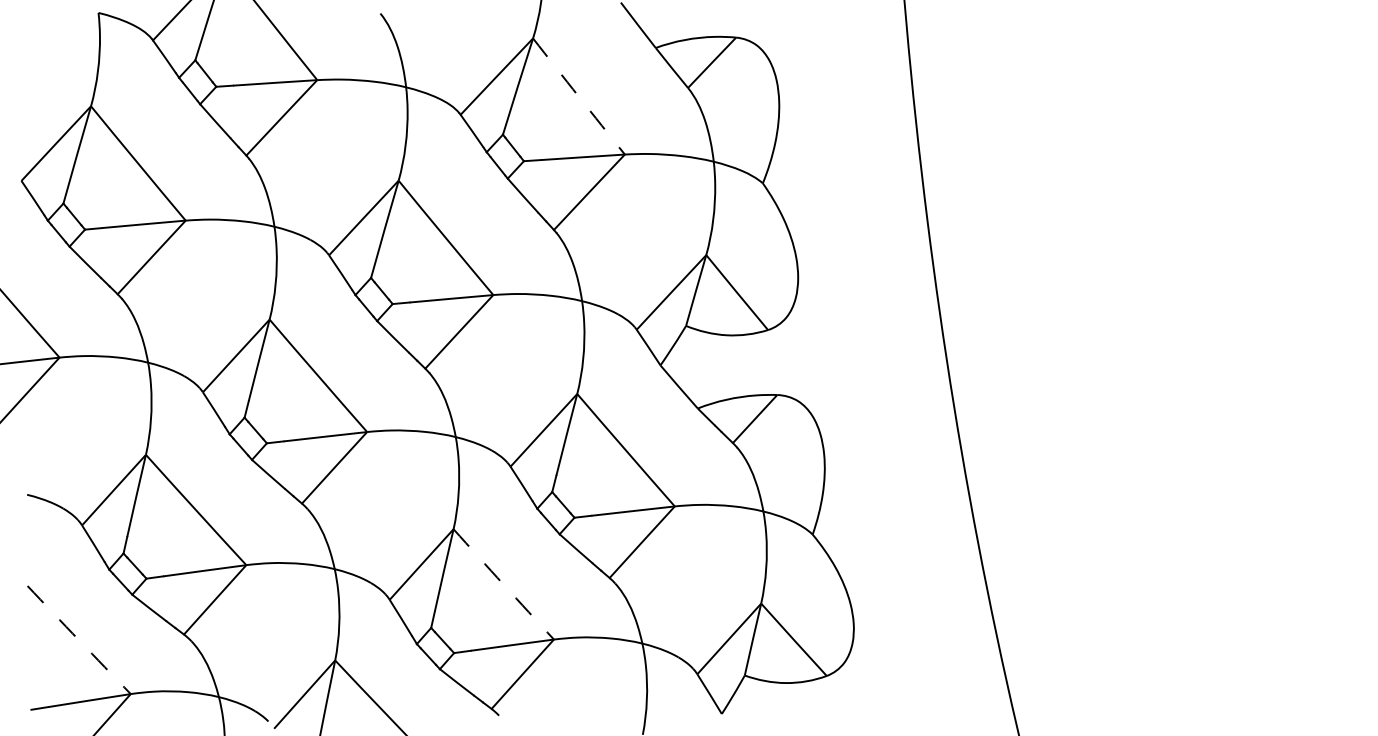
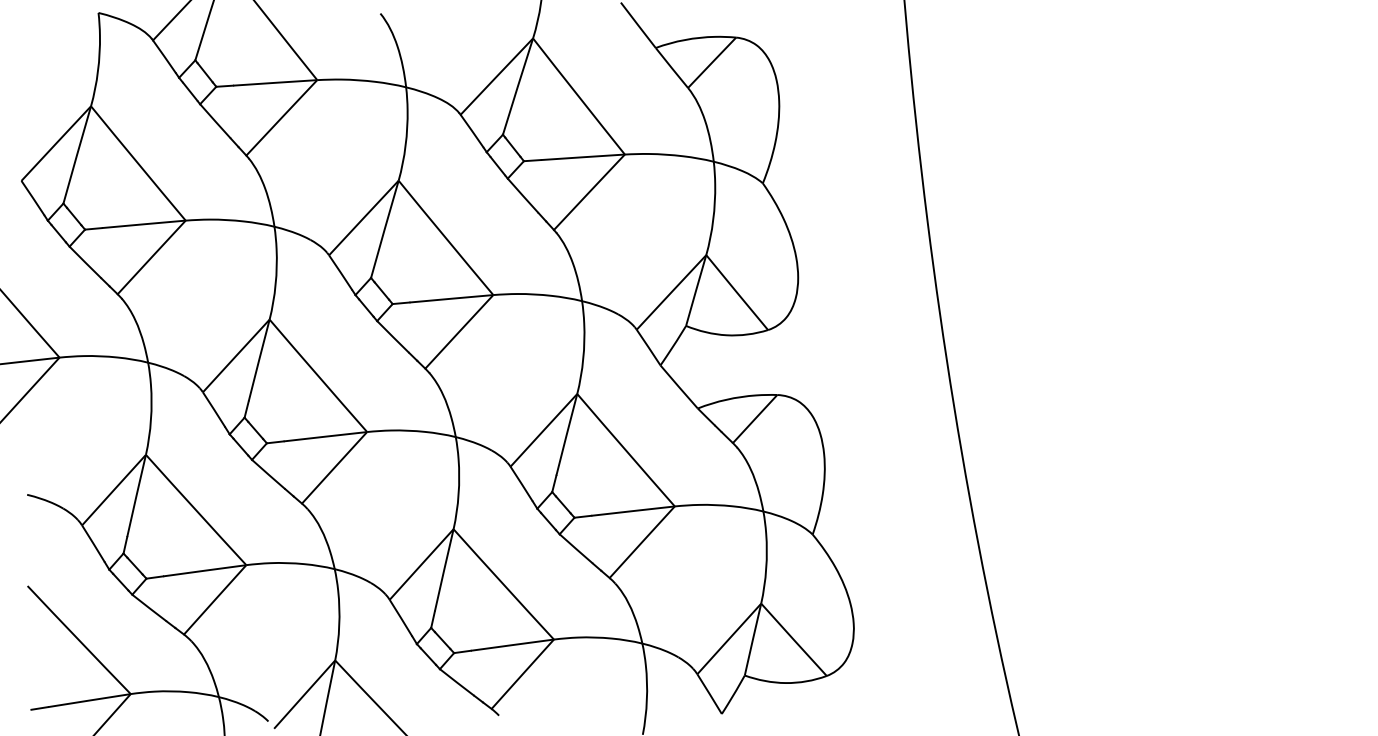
arc: dashed -> solid (578, 96)
arc: dashed -> solid (503, 584)
arc: dashed -> solid (79, 640)
